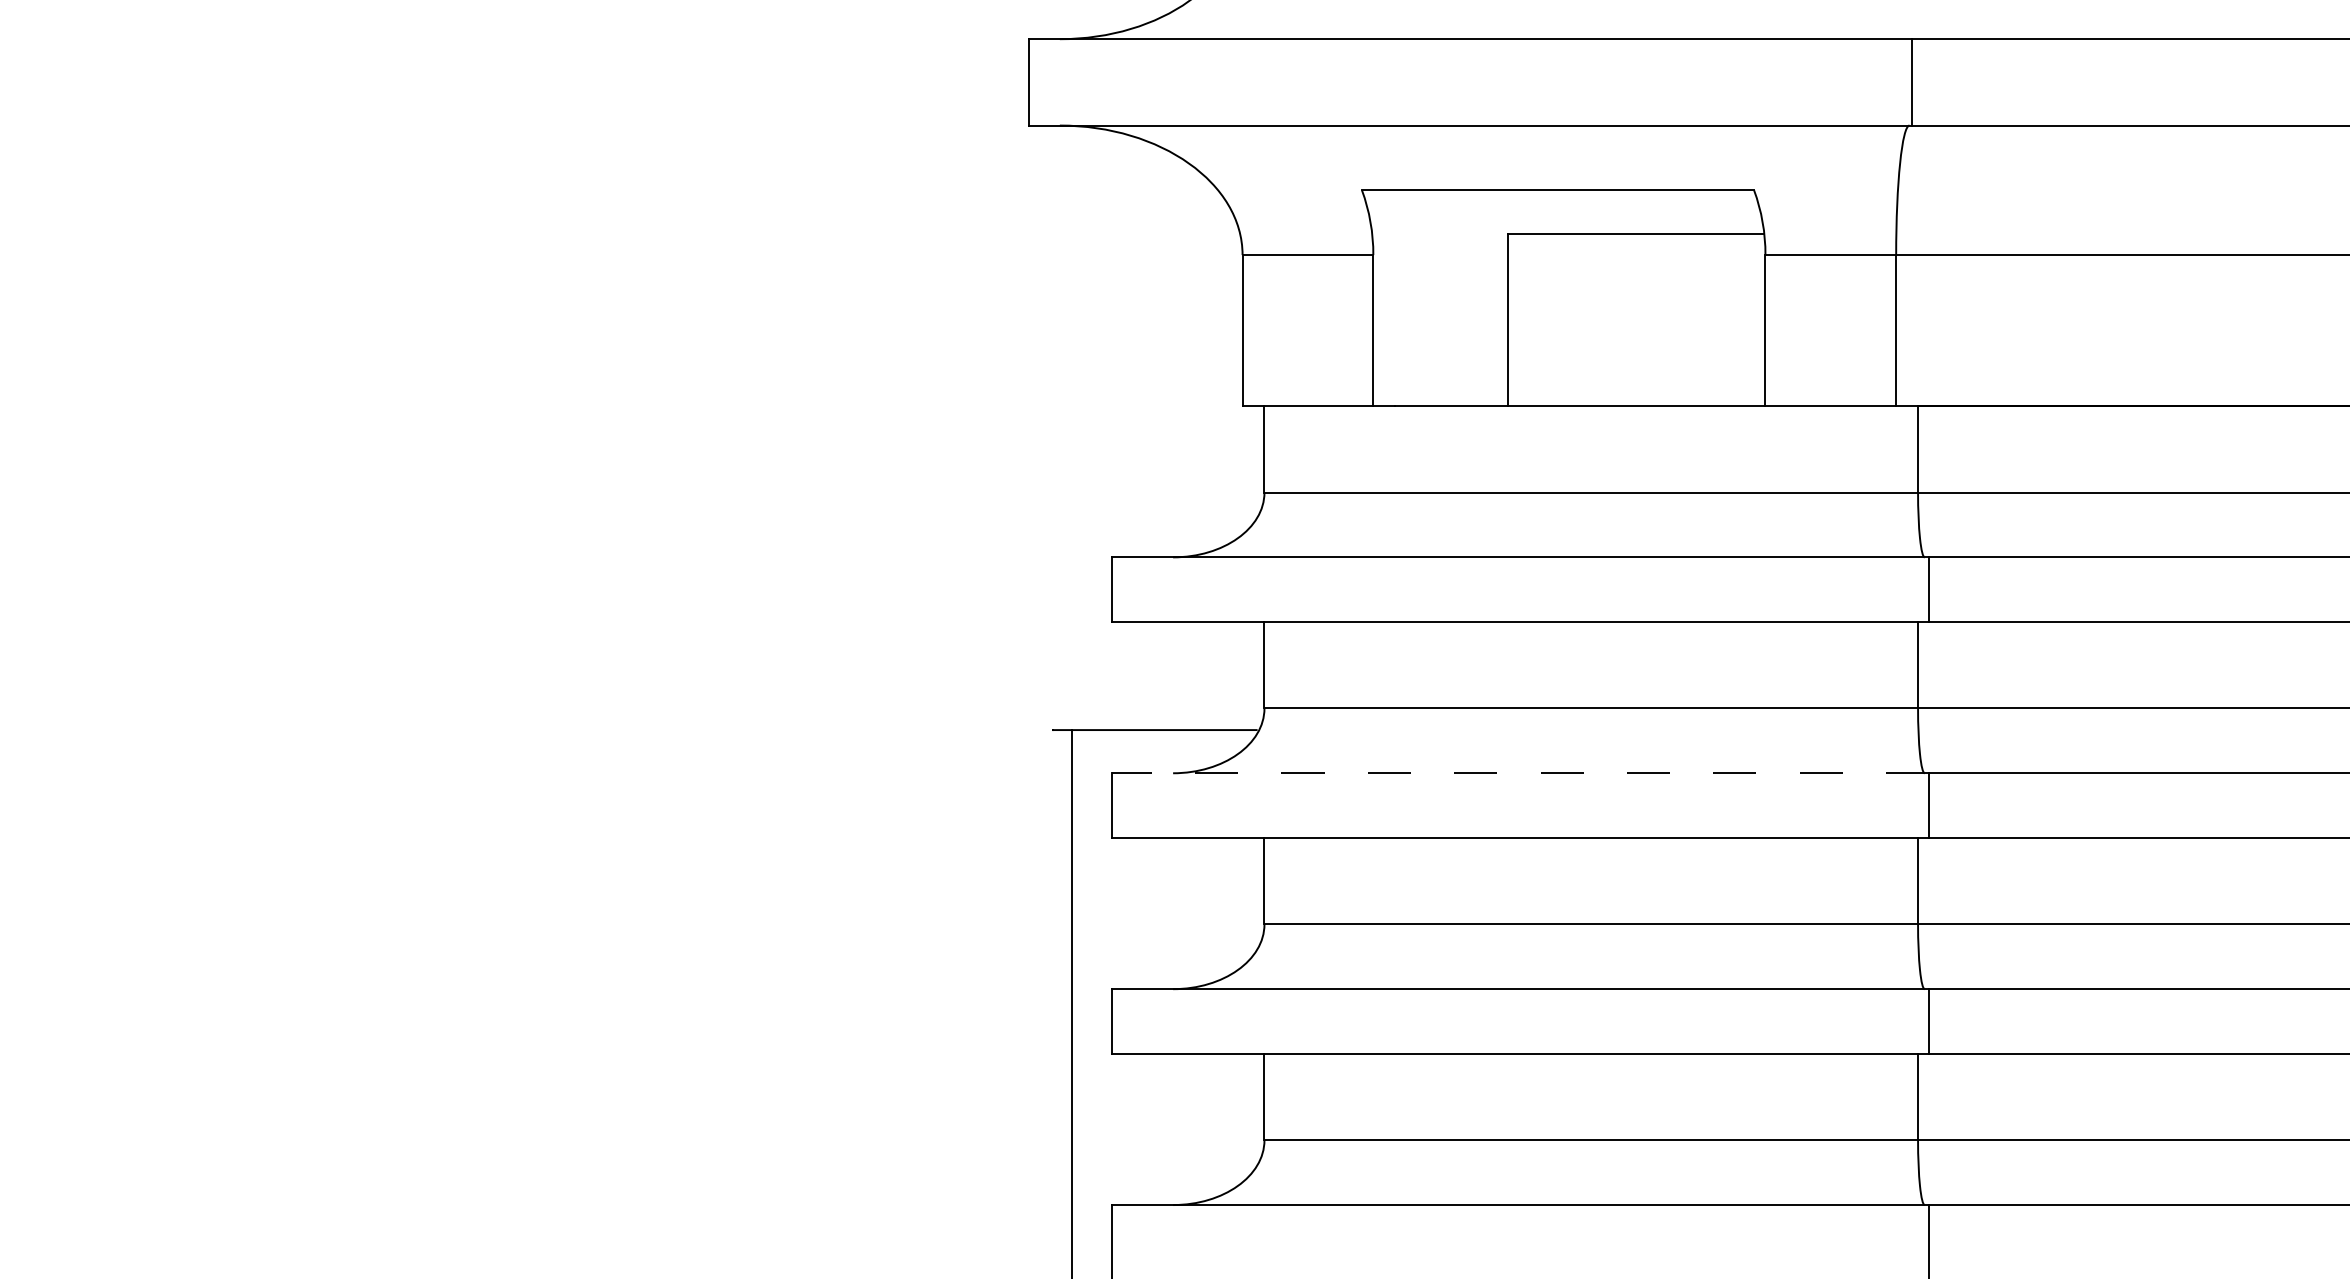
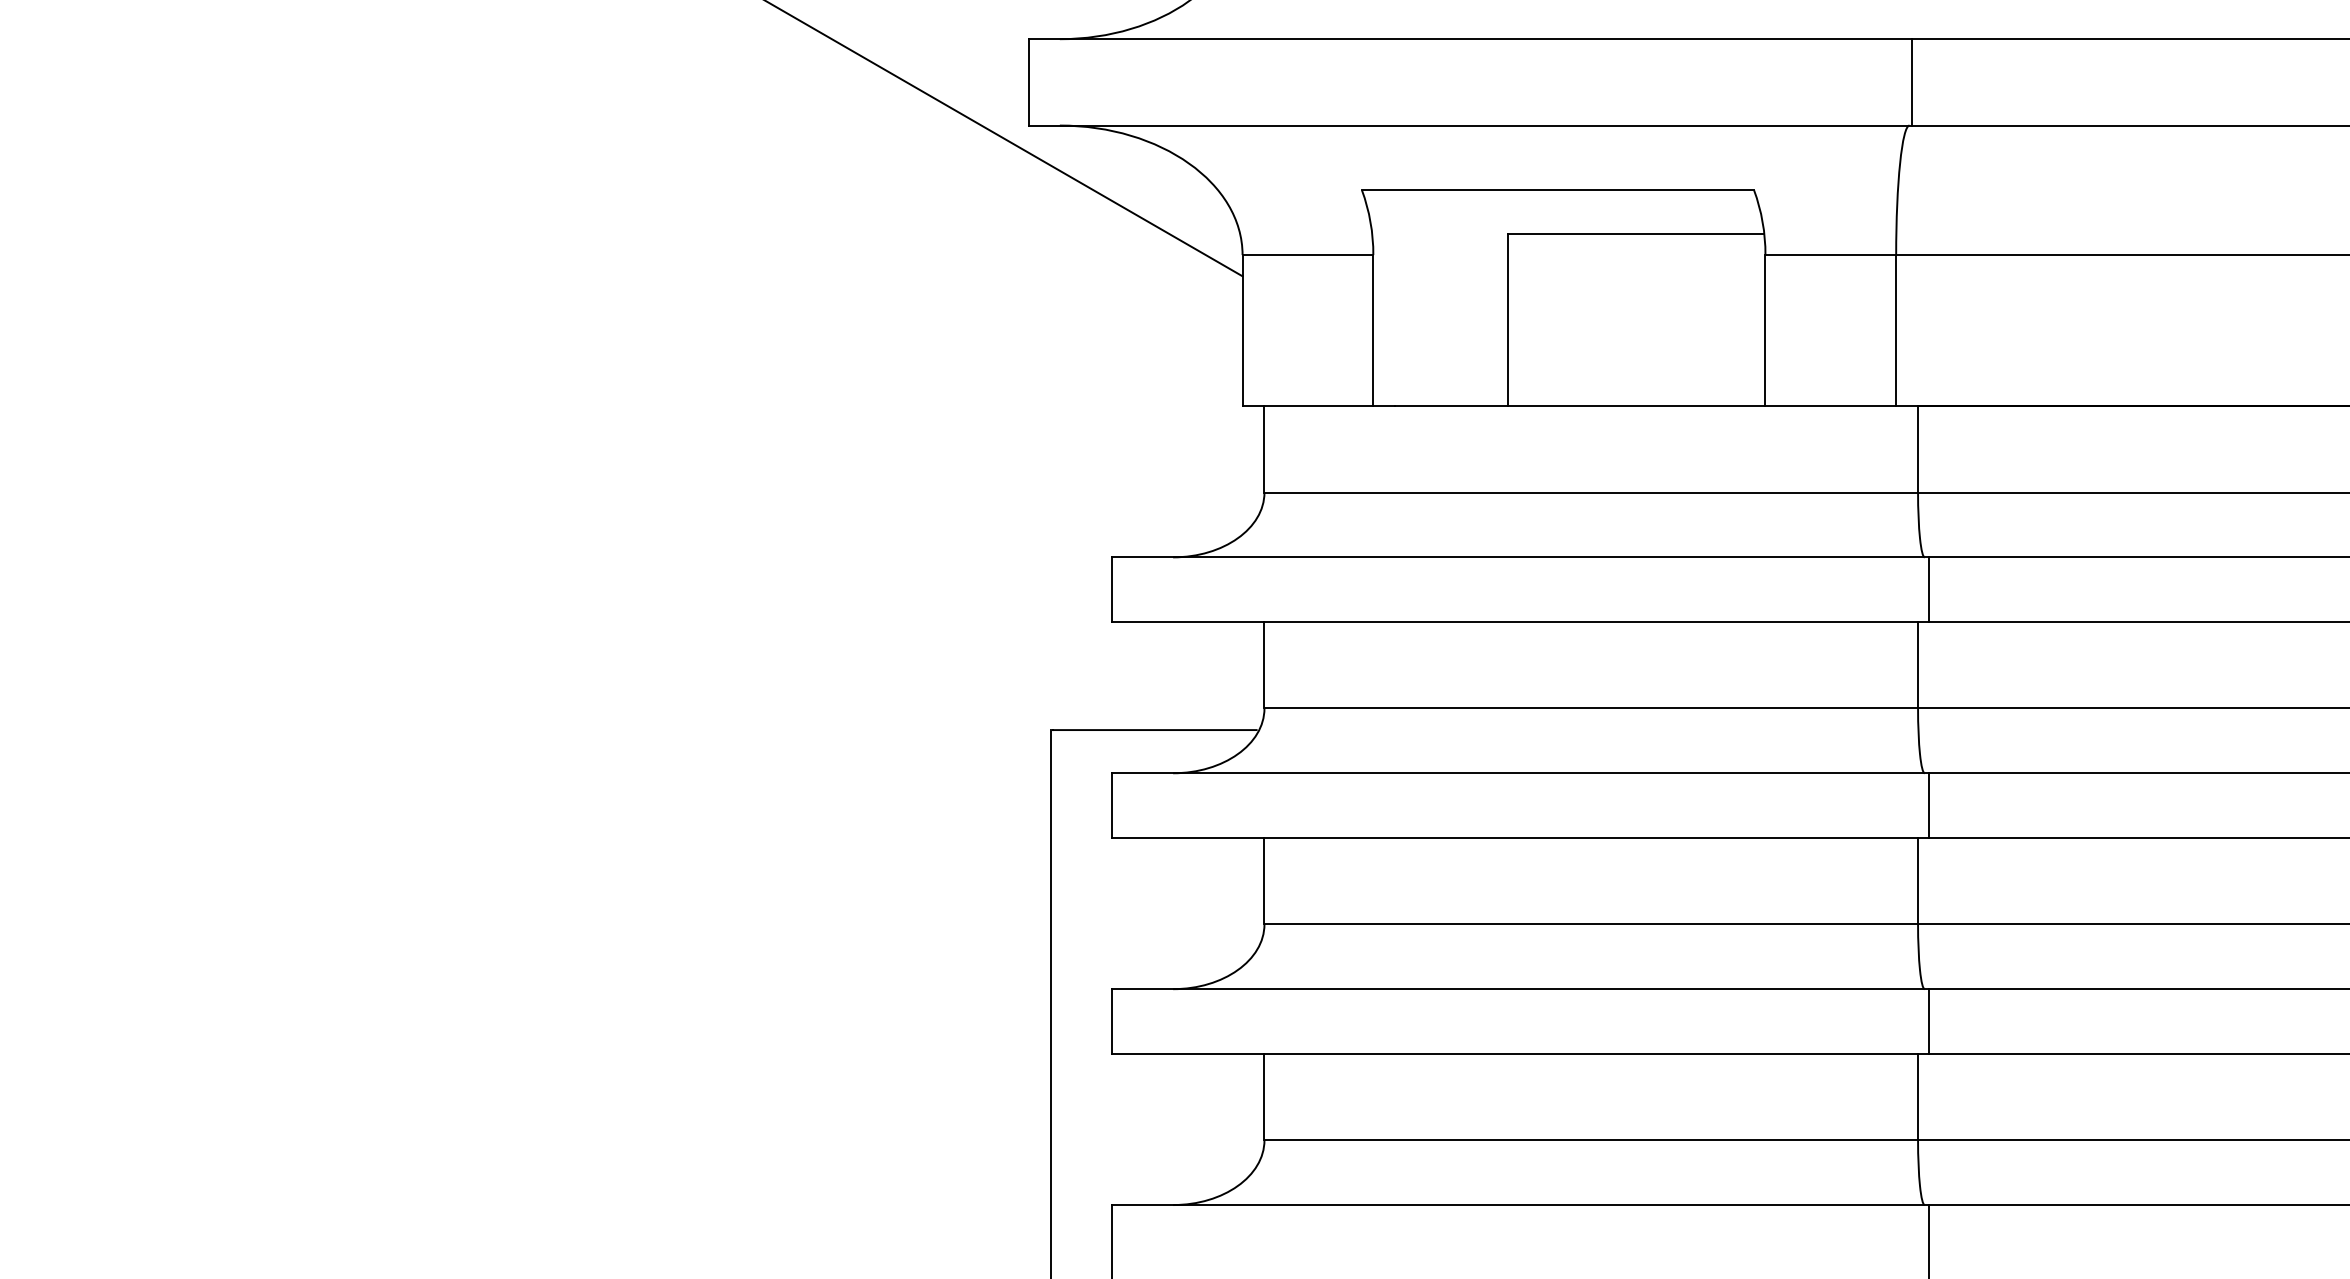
line: none -> present (1004, 139)
line: dashed -> solid (1520, 773)
line position: (1072, 1002) -> (1051, 1002) (1051, 1002)
